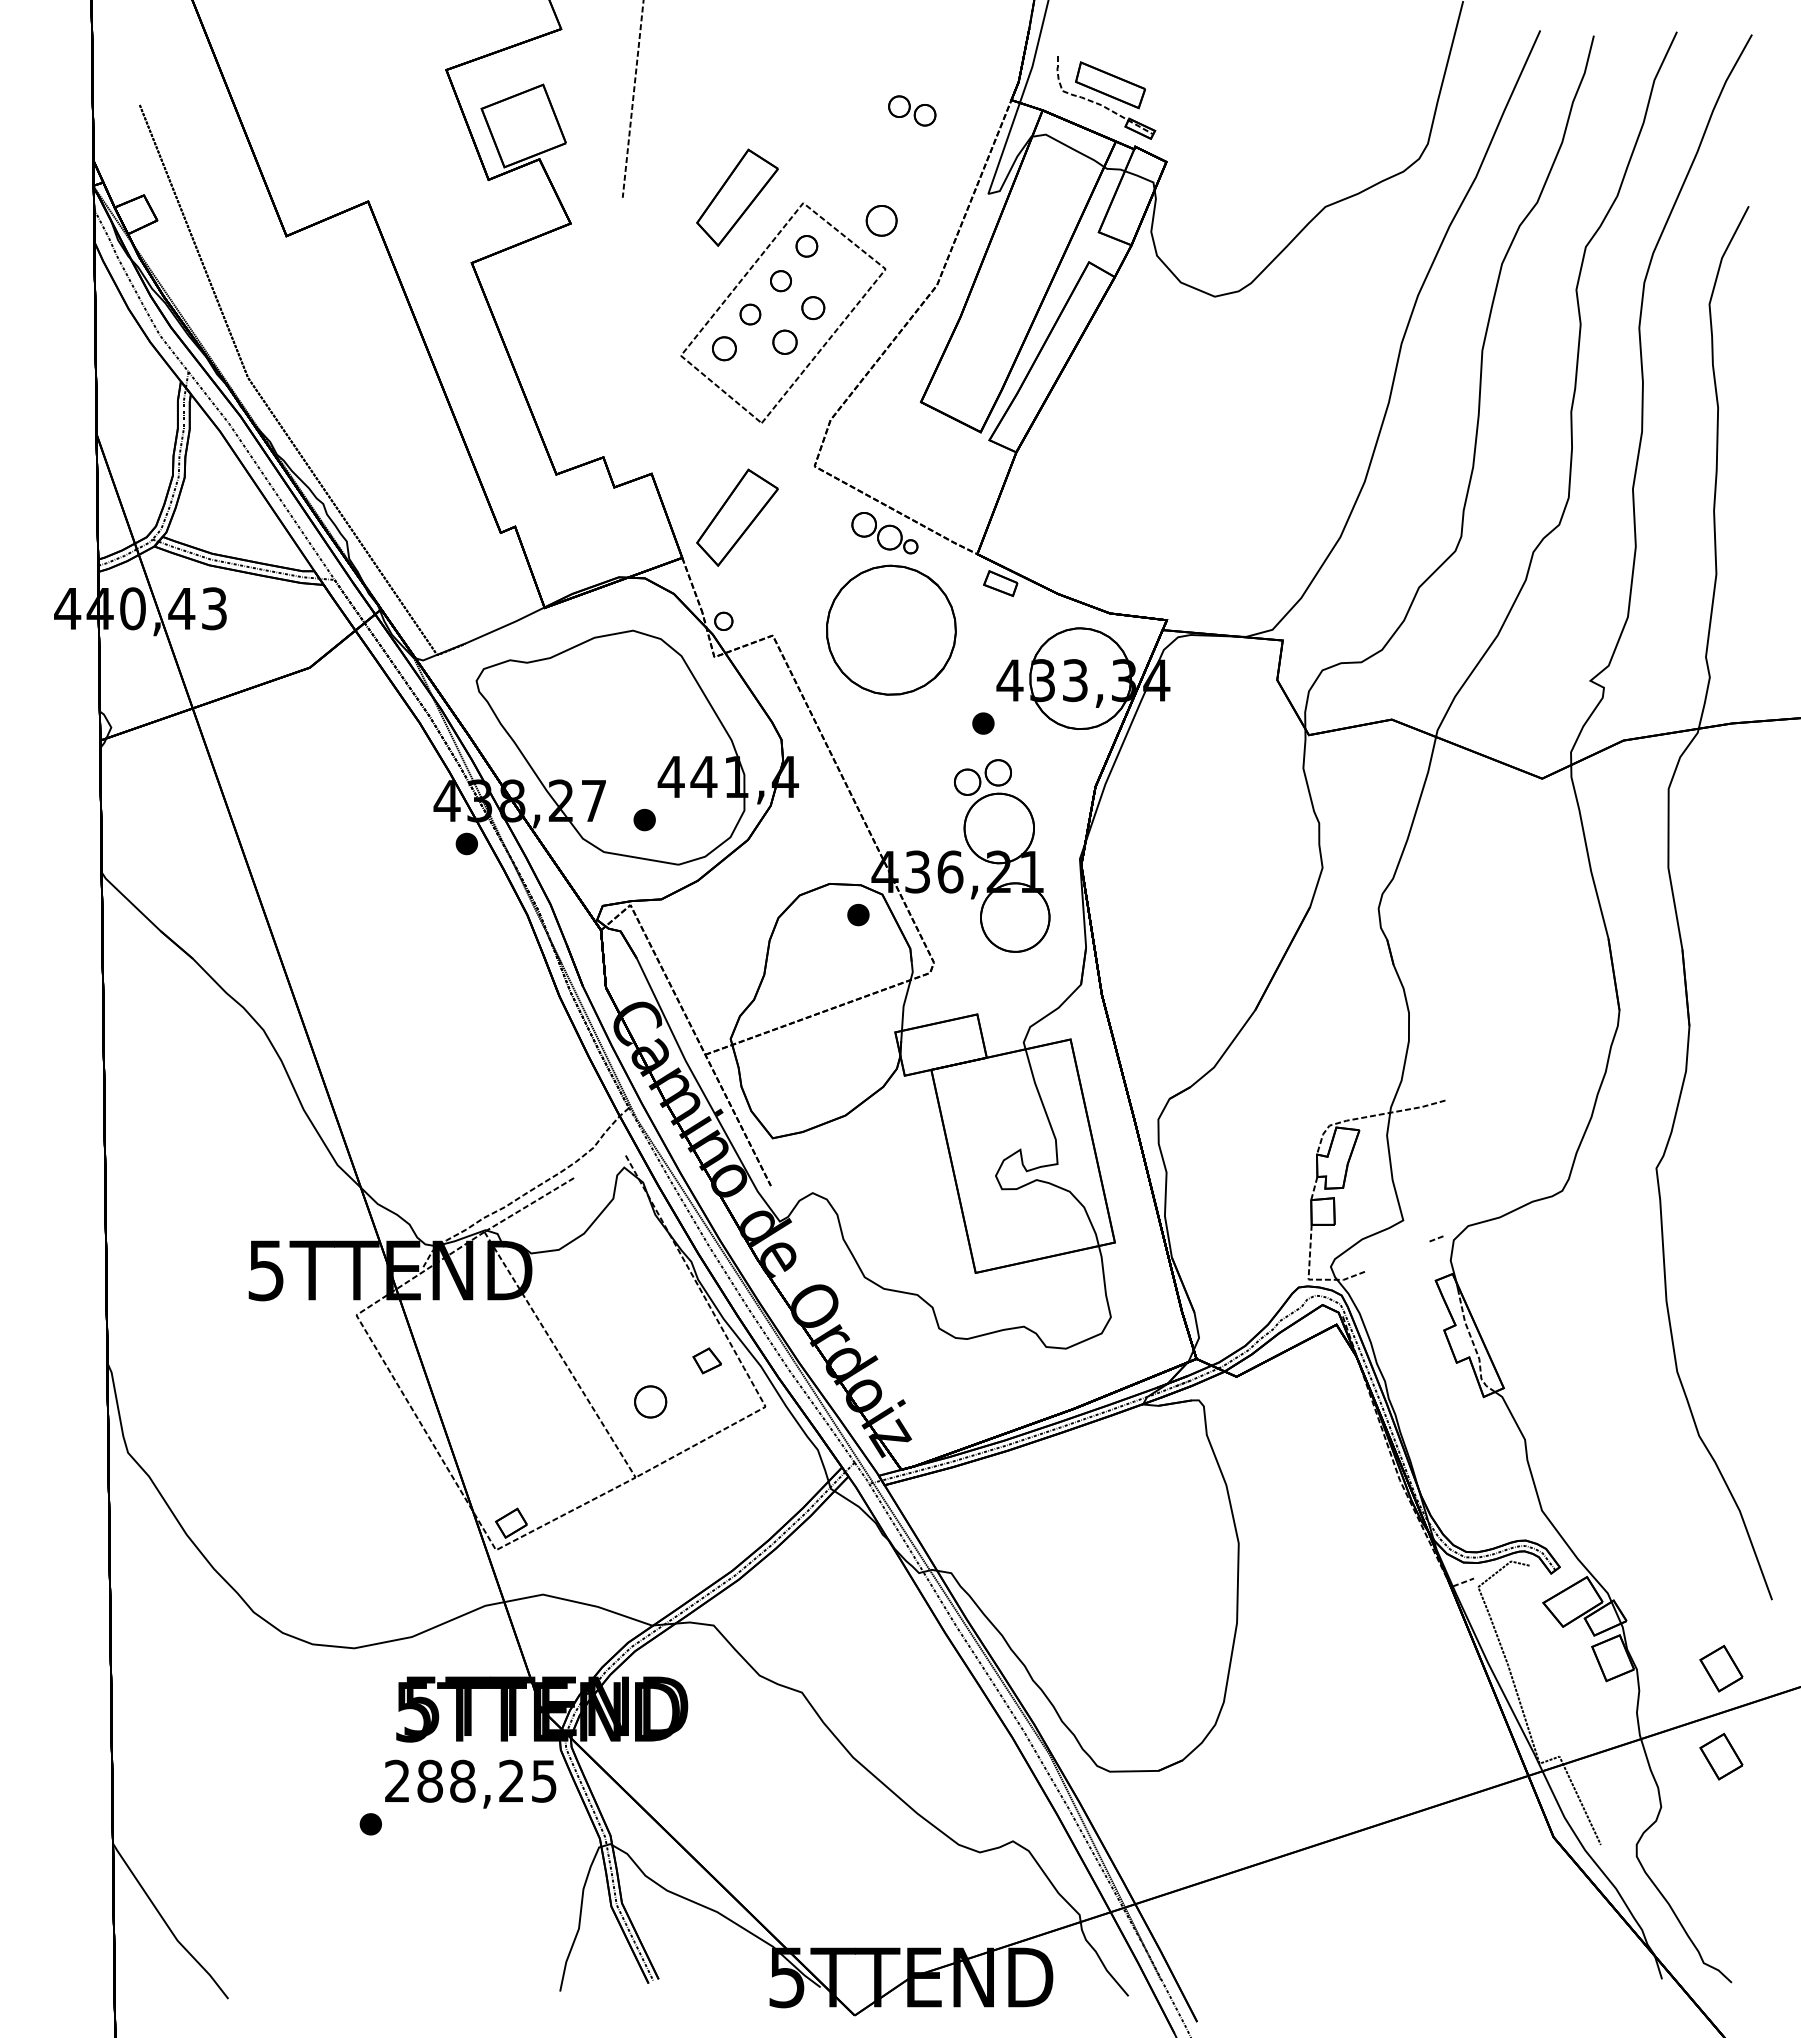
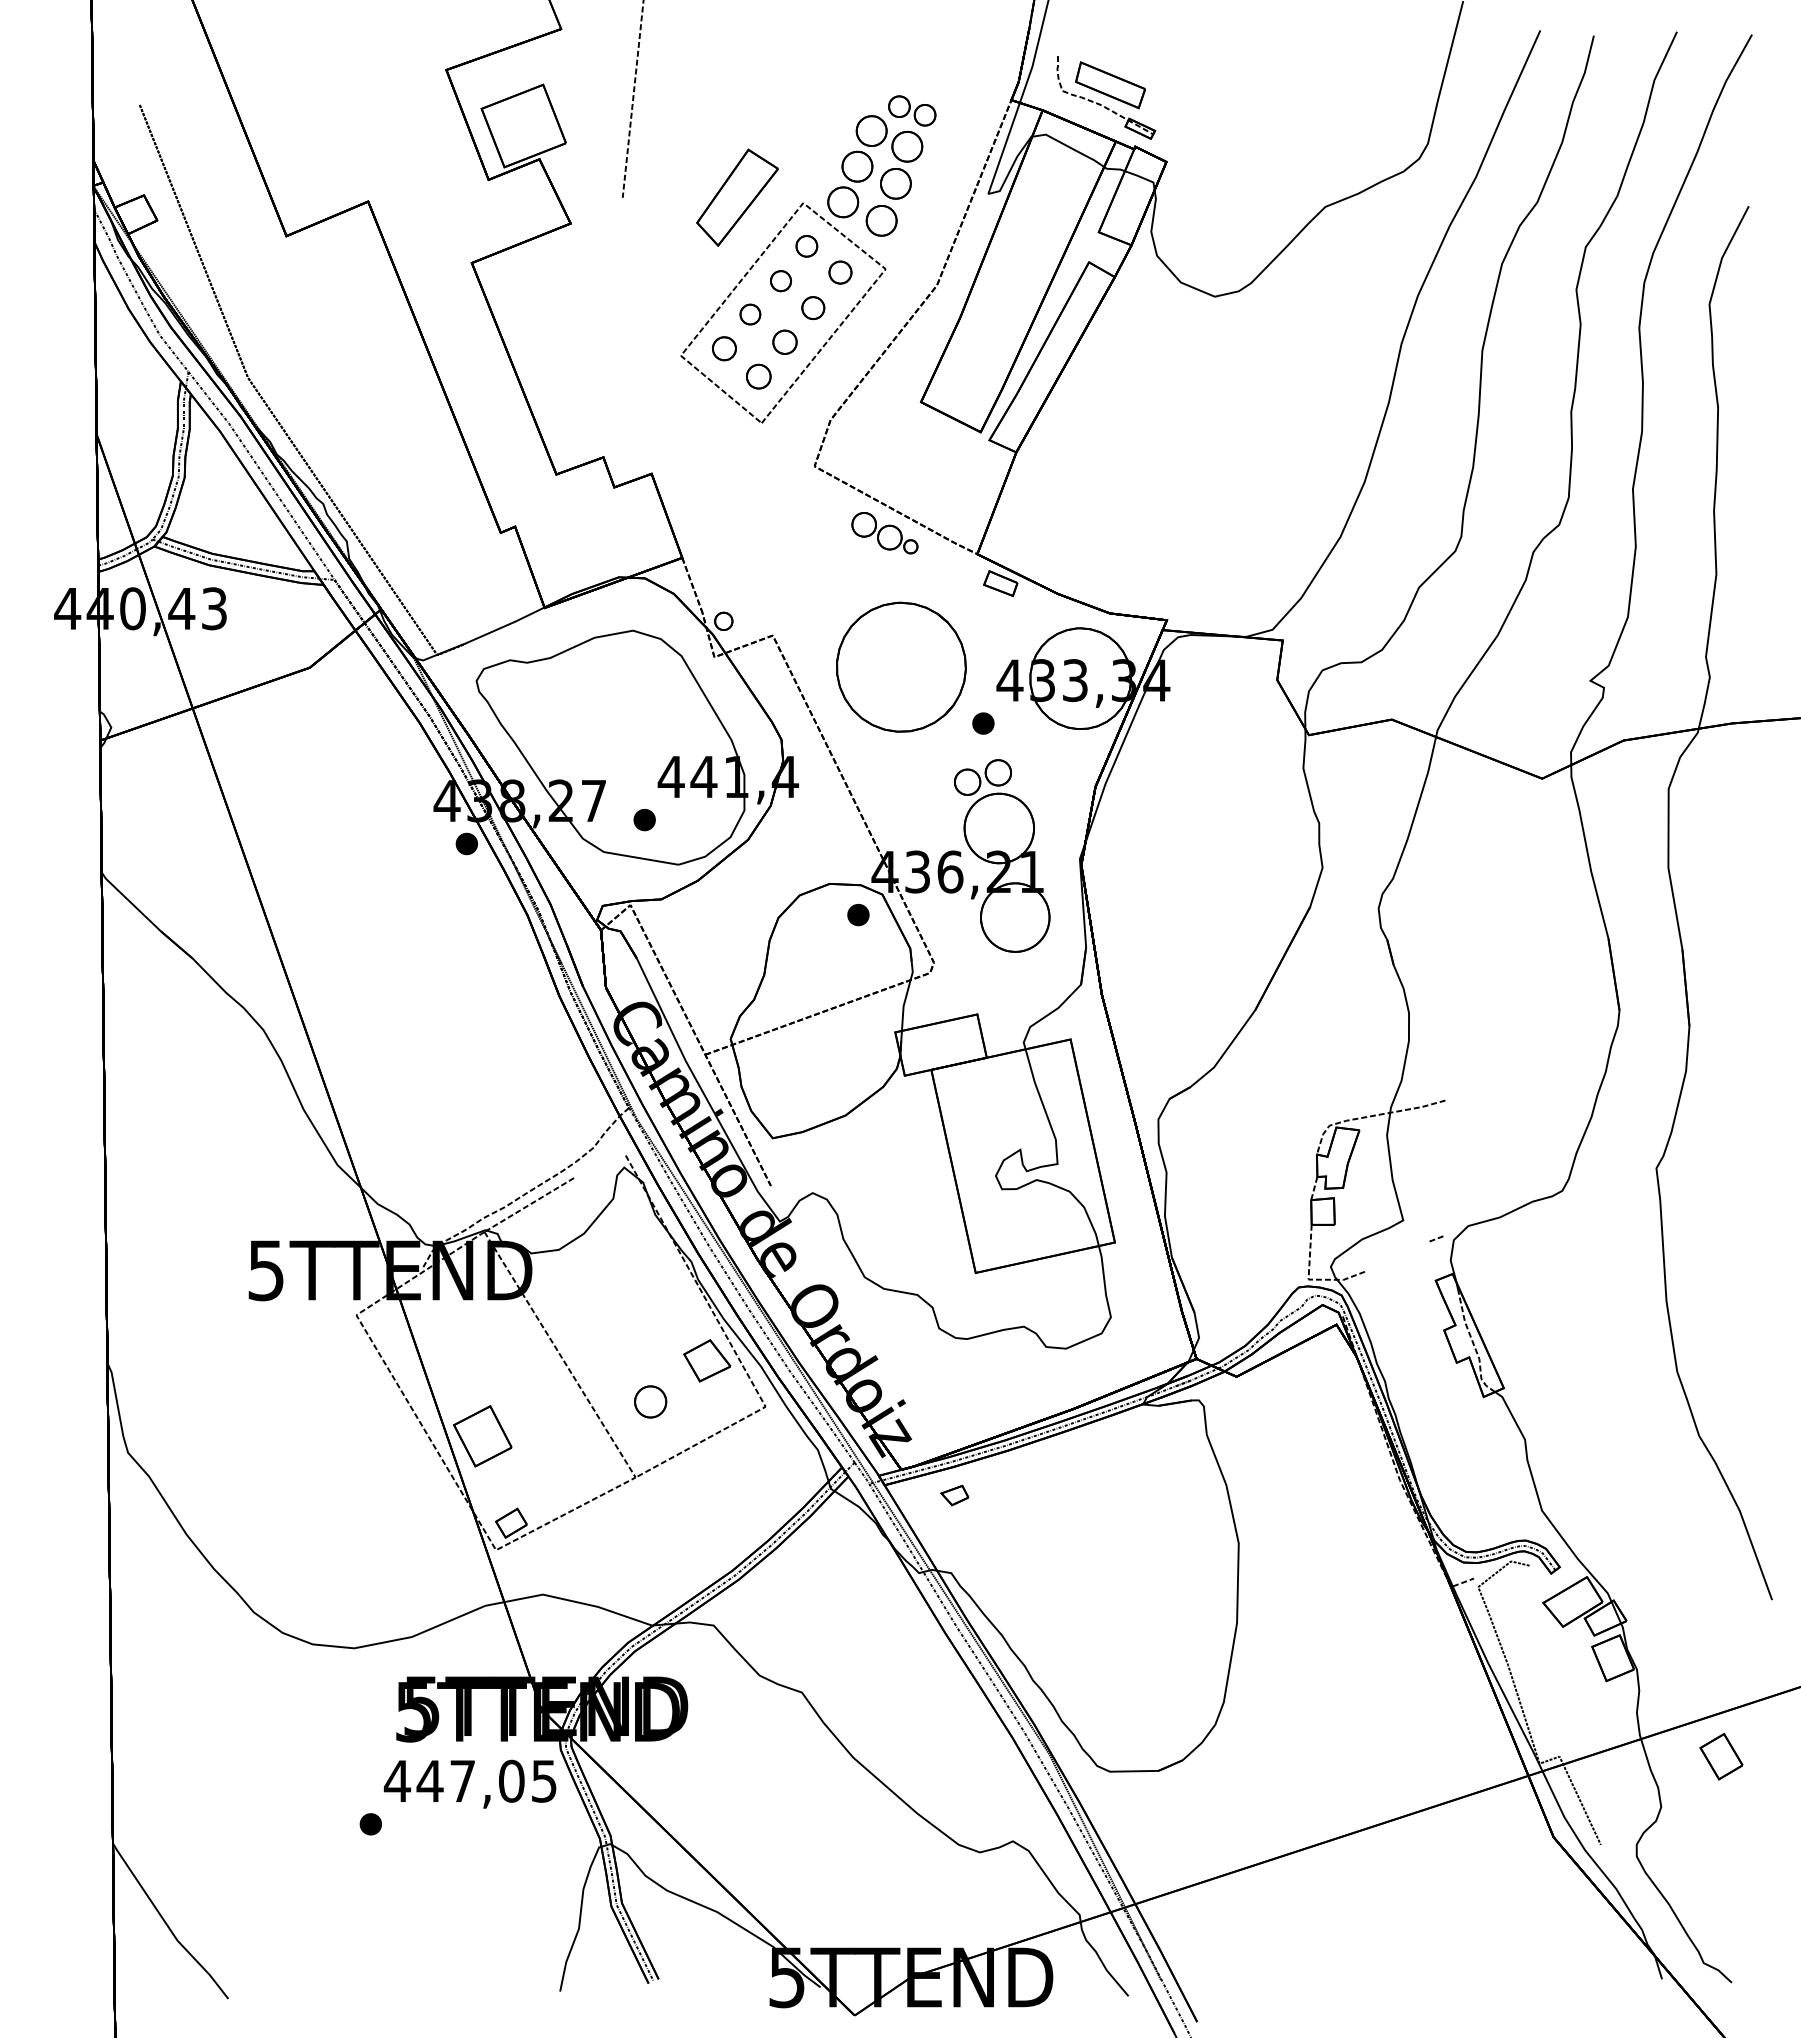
part: none -> present (875, 166)
part: none -> present (840, 272)
part: none -> present (758, 376)
part: present -> none (737, 517)
part position: (891, 629) -> (901, 666) (901, 666)
part size: 30x28 px -> 49x44 px (707, 1360)
part: none -> present (482, 1436)
part: none -> present (954, 1495)
part: present -> none (1721, 1668)
text: 288,25 -> 447,05 (453, 1780)
